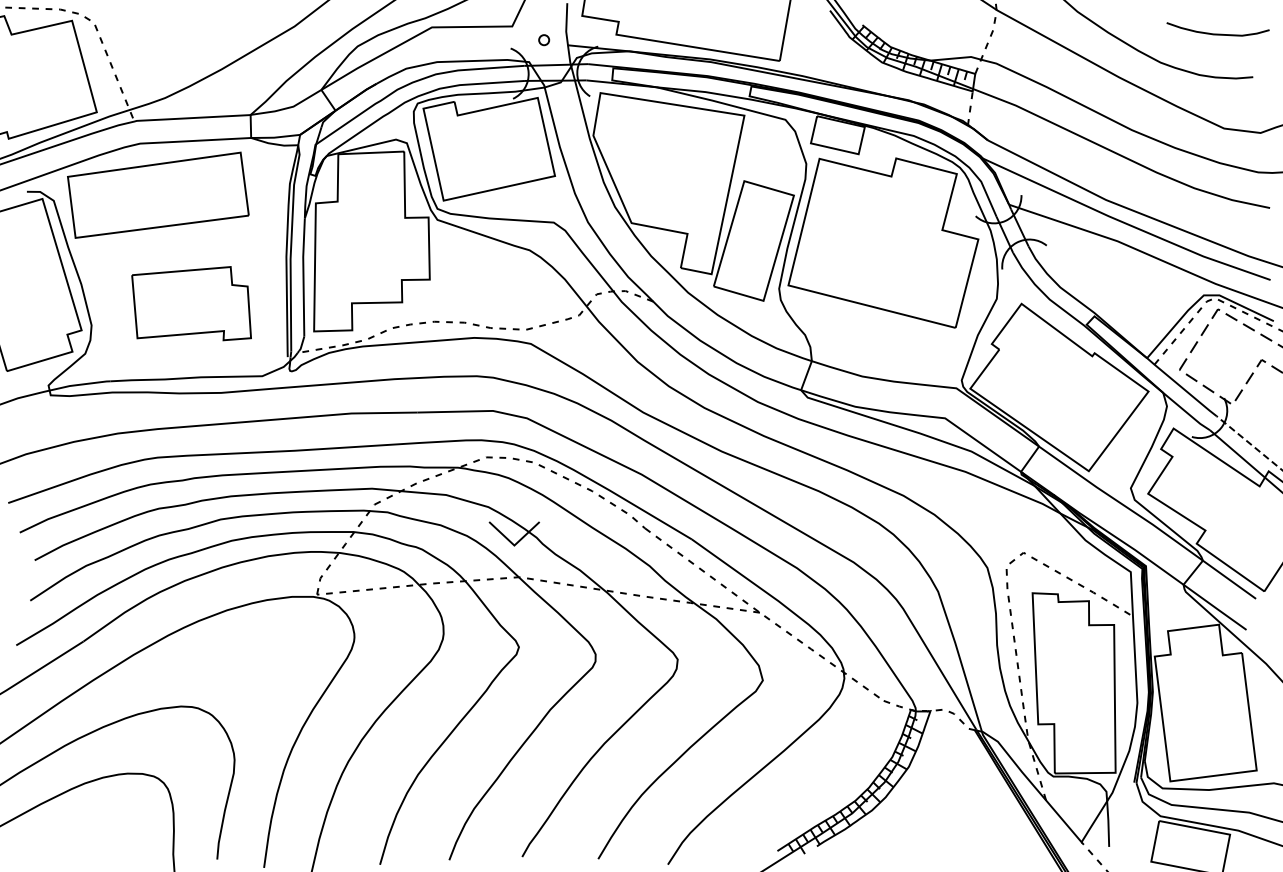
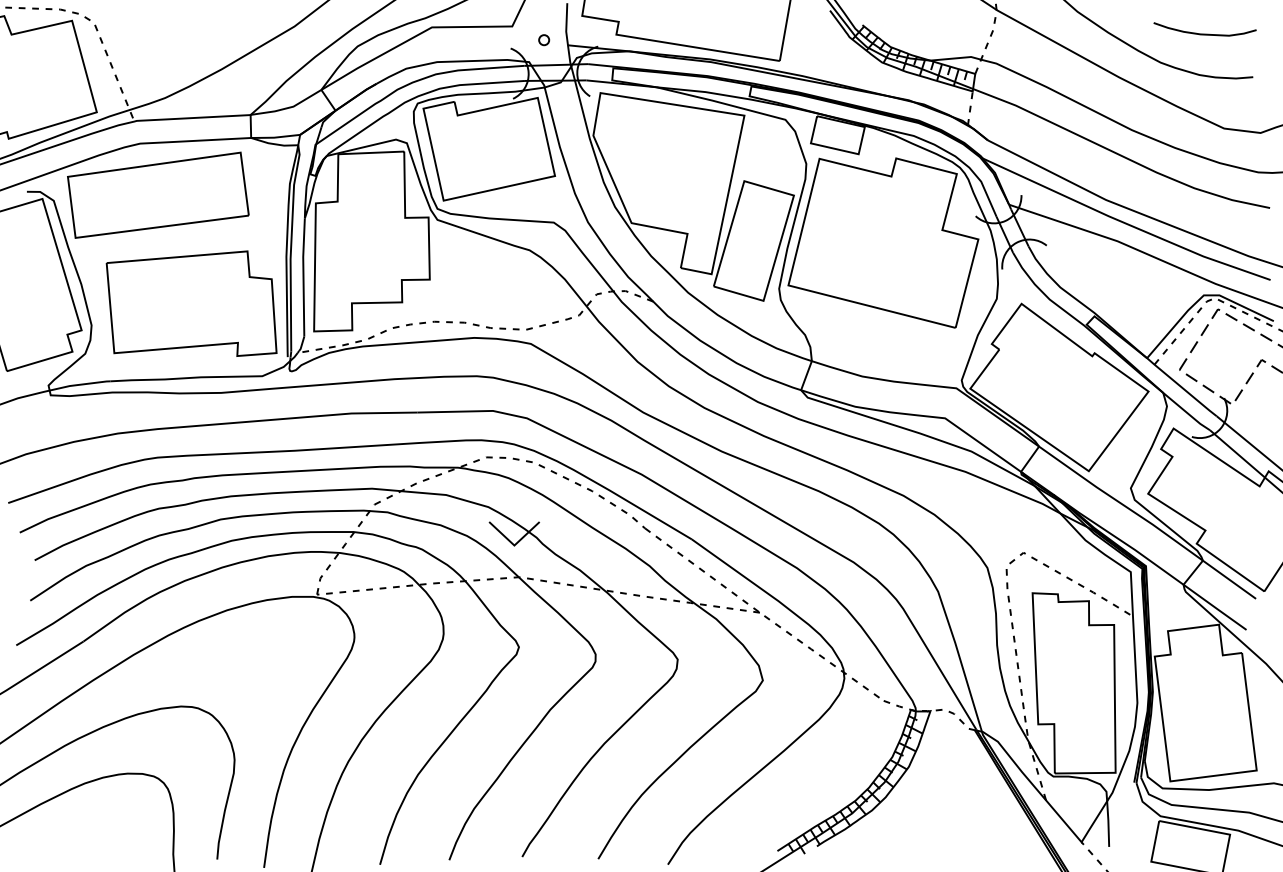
curve position: (1217, 33) -> (1204, 33) (1204, 33)
part size: 121x76 px -> 173x107 px (191, 303)
line: dashed -> solid (1249, 443)
